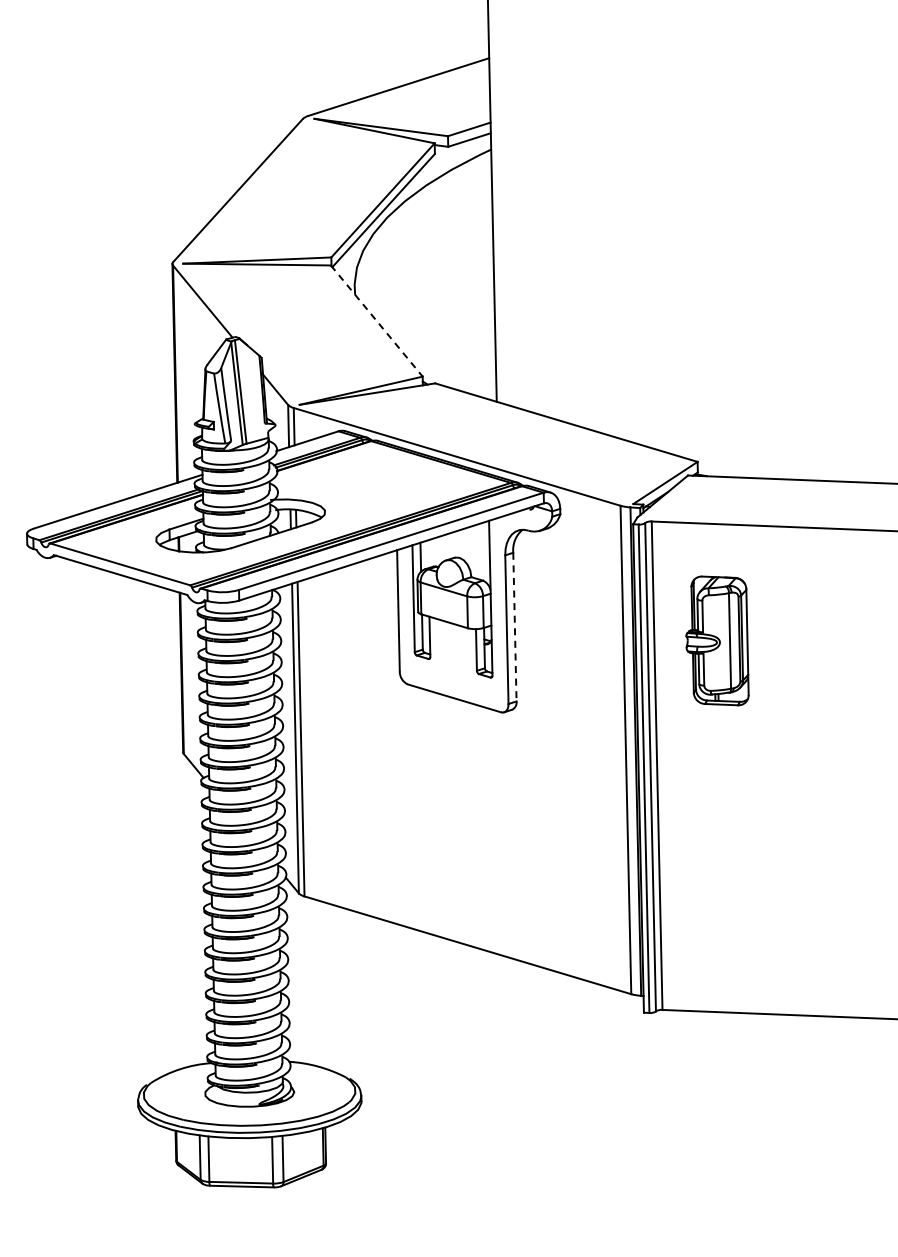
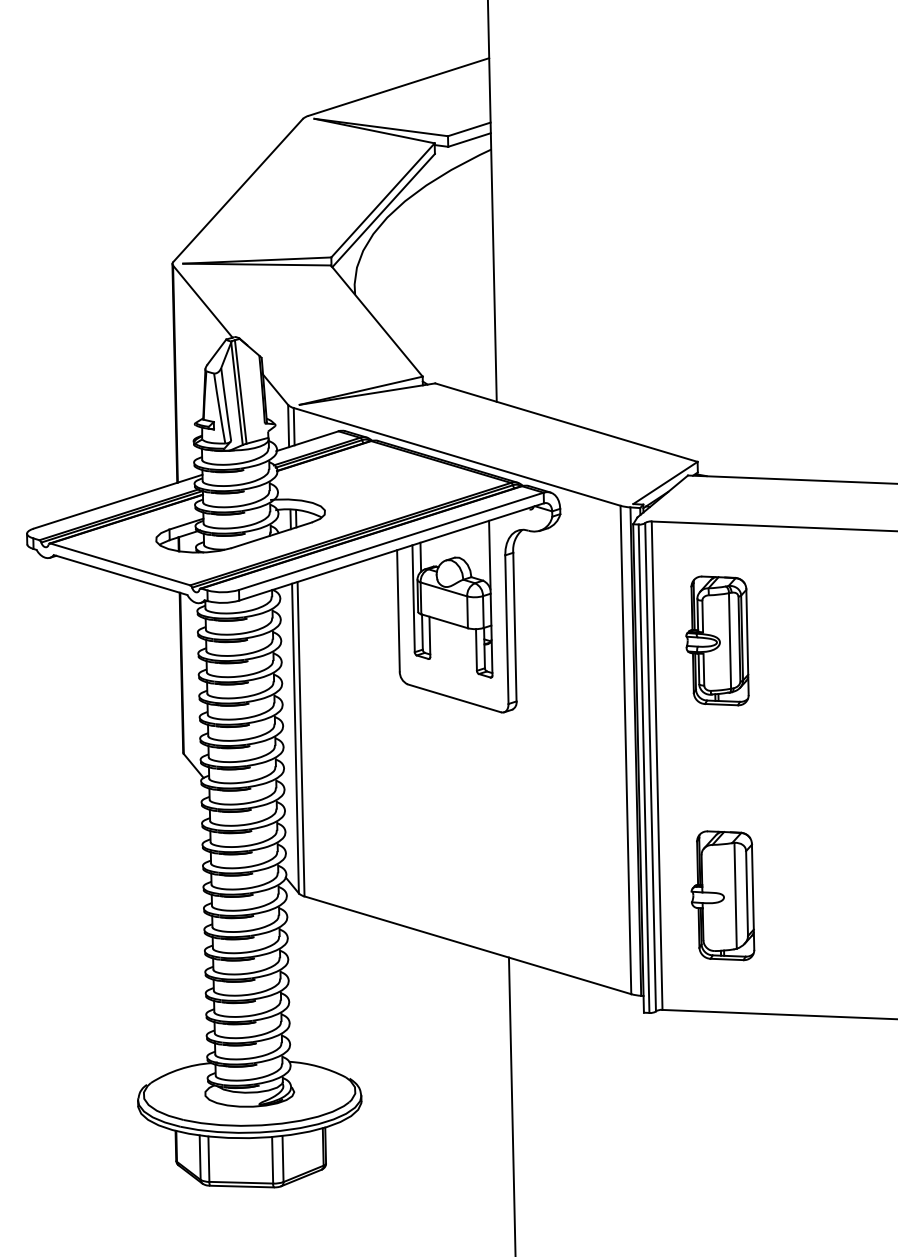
line: dashed -> solid (377, 321)
line: dashed -> solid (514, 627)
part: none -> present (722, 895)
line: none -> present (511, 1105)
